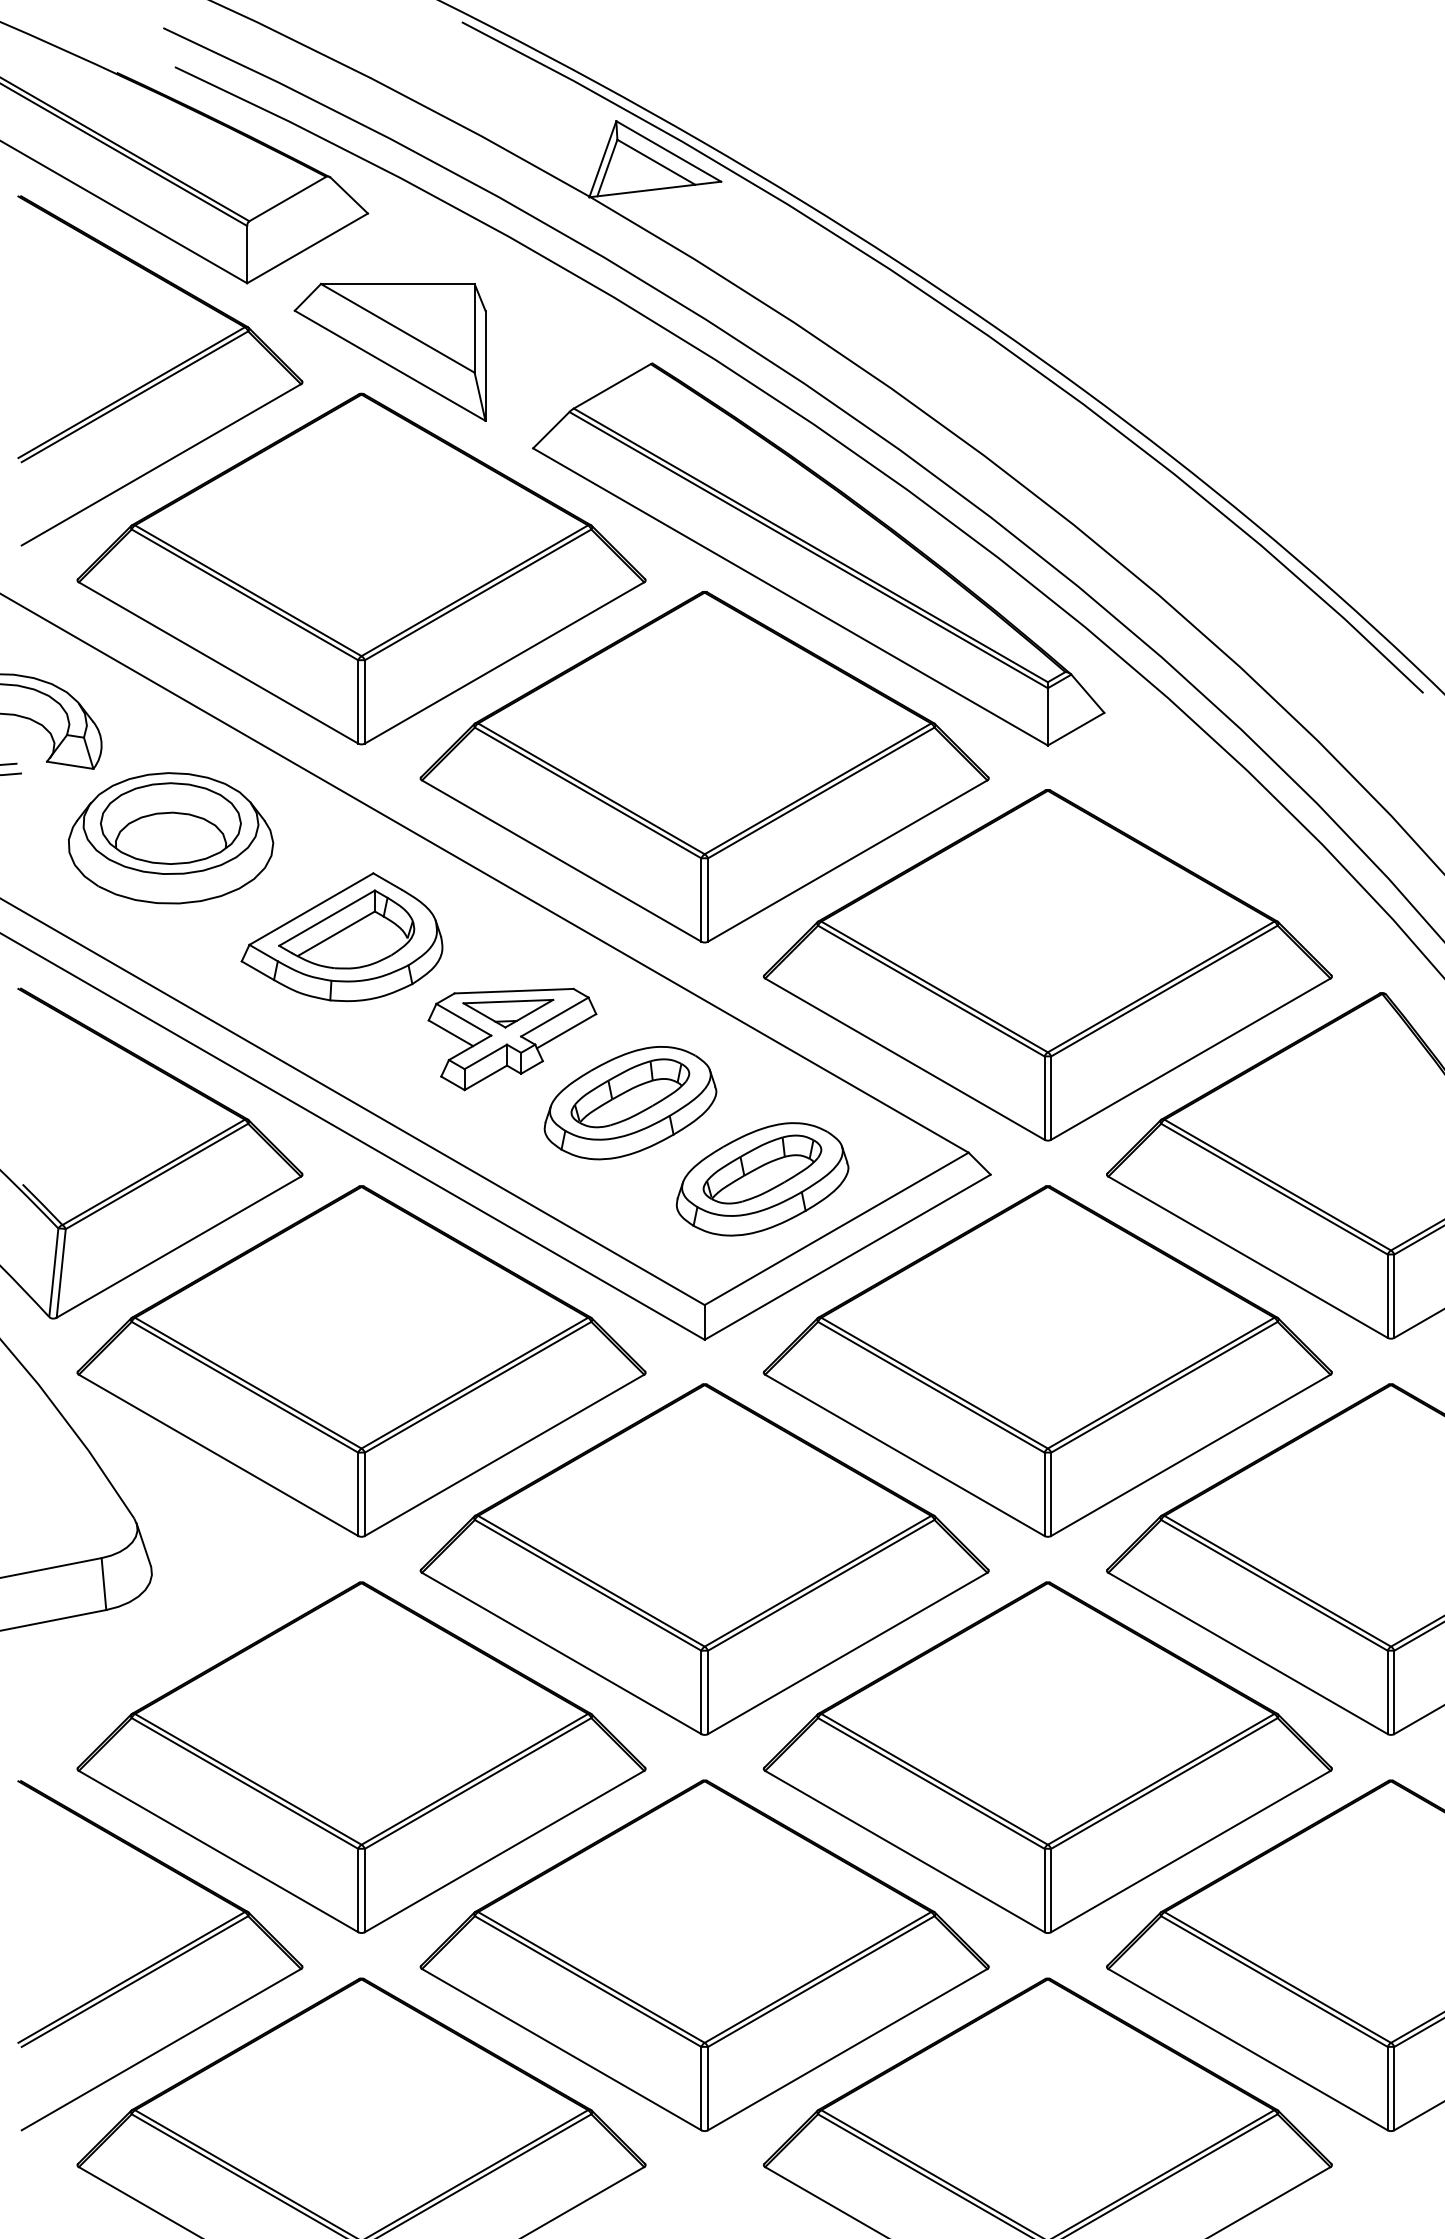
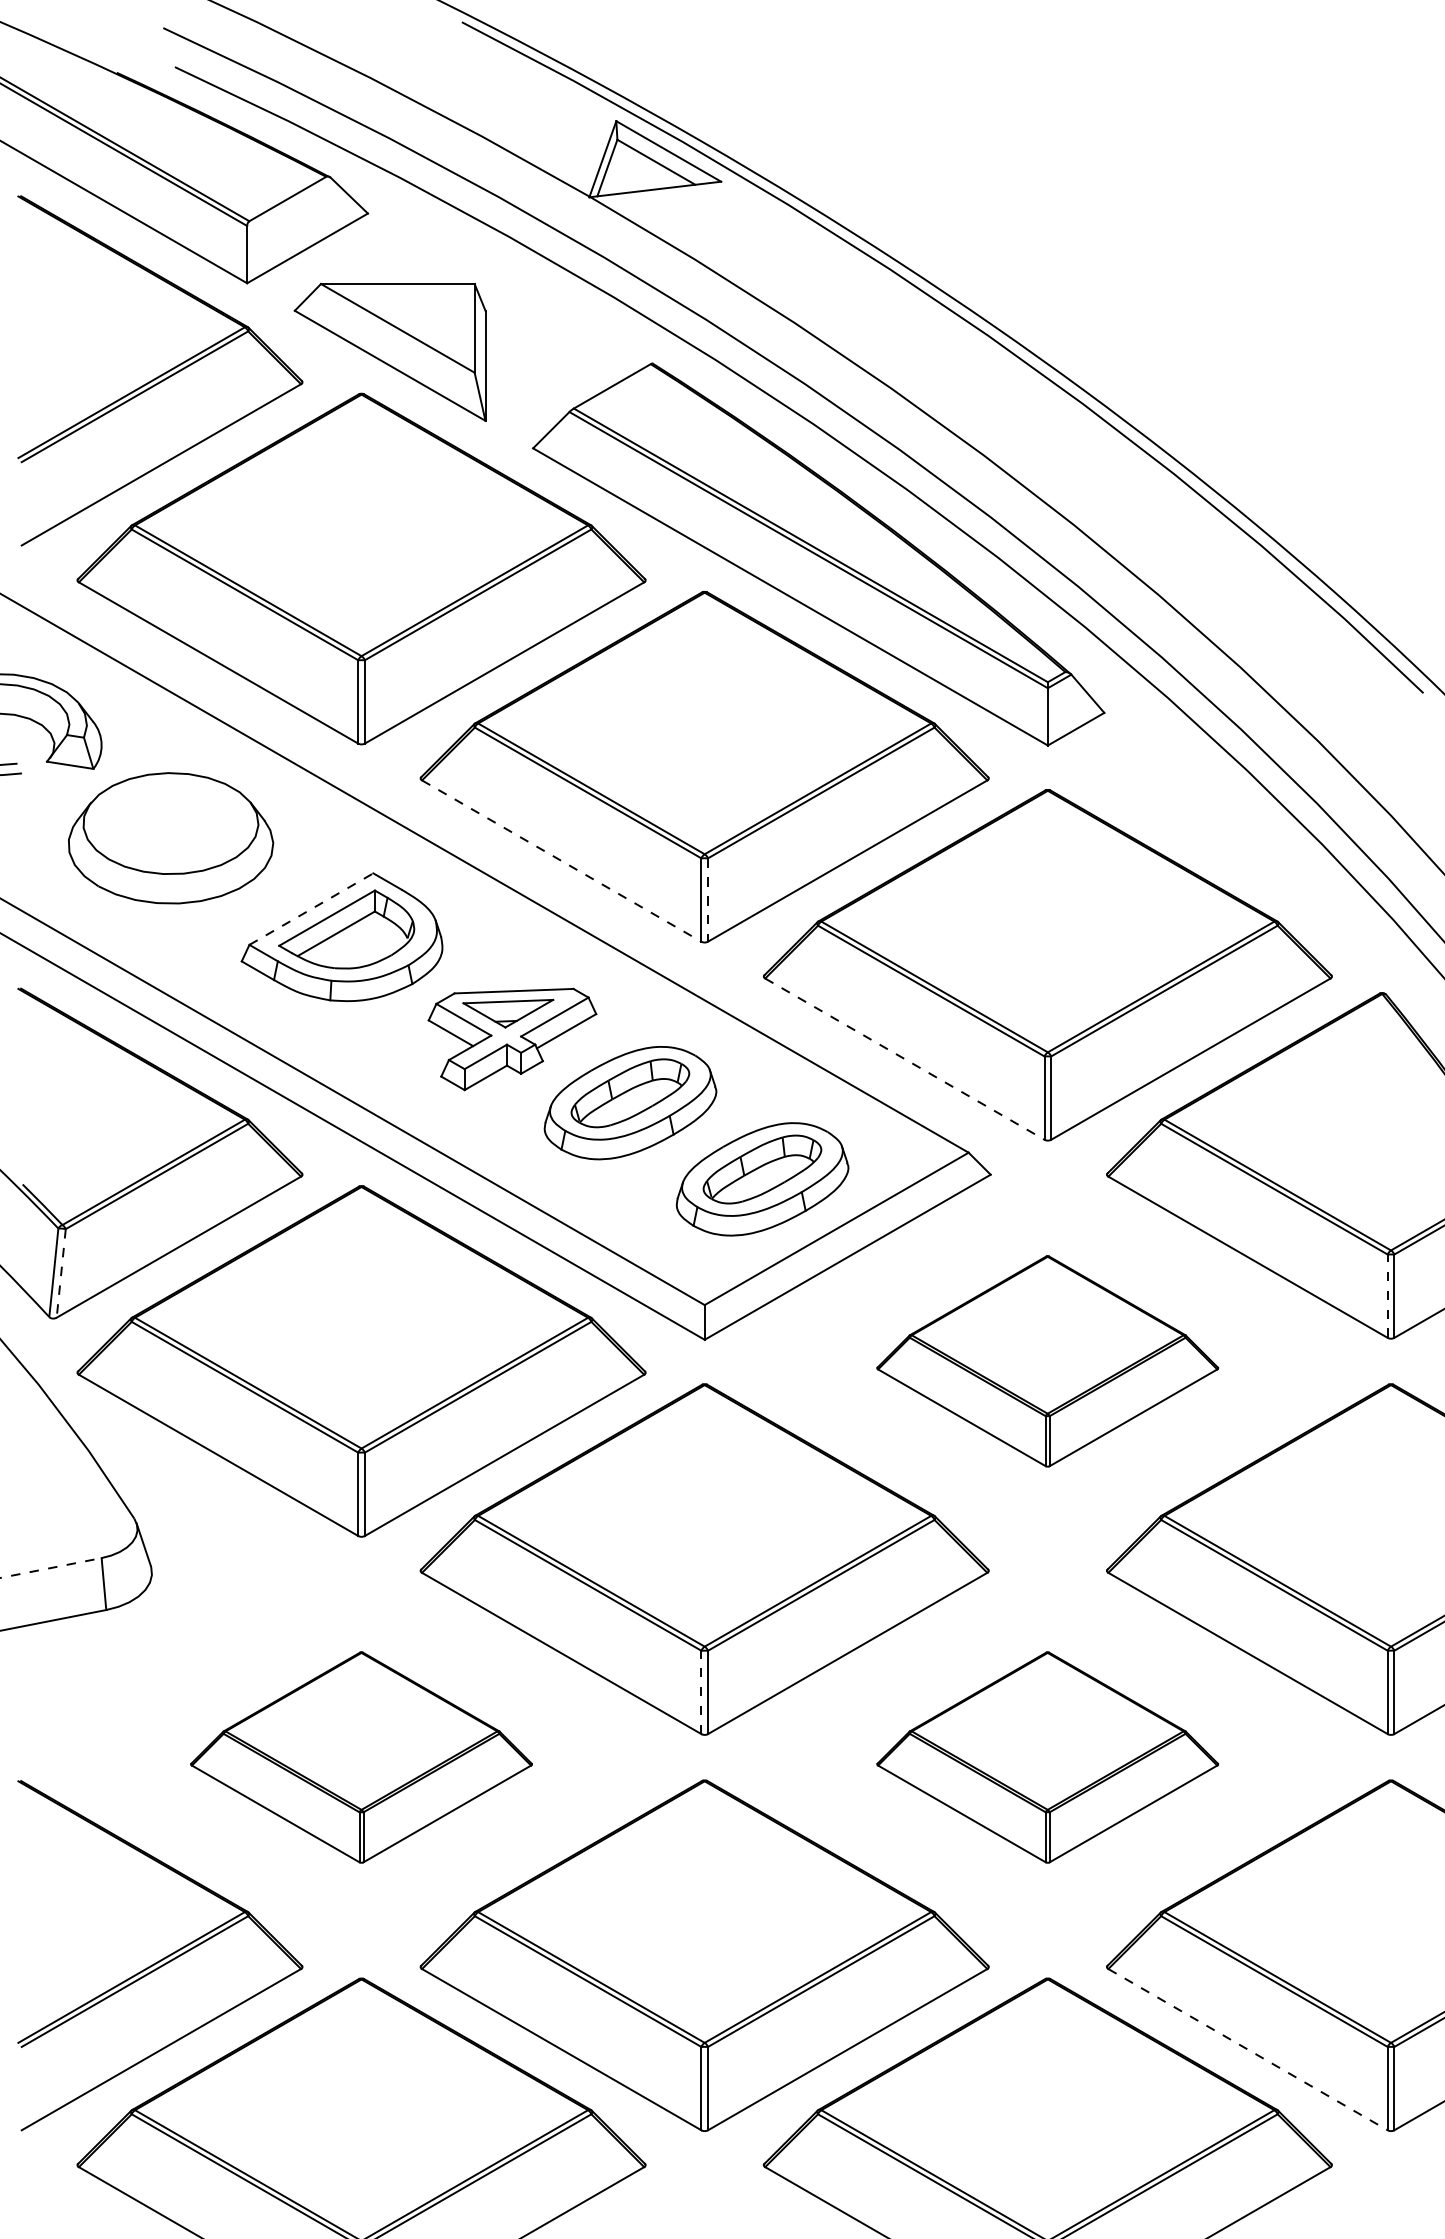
part: present -> none (170, 823)
line: solid -> dashed (562, 861)
line: solid -> dashed (708, 900)
line: solid -> dashed (311, 909)
line: solid -> dashed (905, 1059)
line: solid -> dashed (61, 1273)
line: solid -> dashed (1387, 1296)
part size: 571x353 px -> 344x213 px (1047, 1361)
line: solid -> dashed (51, 1567)
line: solid -> dashed (701, 1692)
part size: 571x353 px -> 343x213 px (361, 1757)
part size: 571x353 px -> 344x213 px (1047, 1757)
line: solid -> dashed (1248, 2049)
